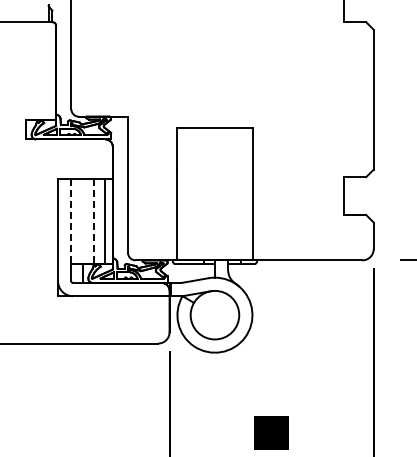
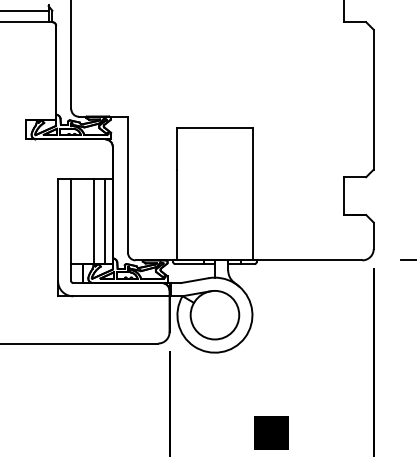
line: none -> present (25, 10)
line: dashed -> solid (71, 221)
line: dashed -> solid (93, 221)
